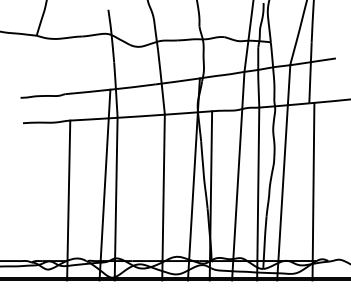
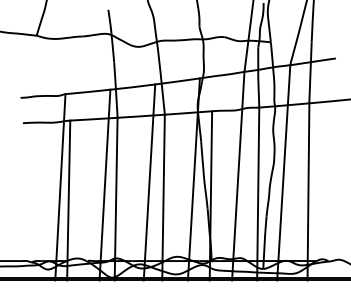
line: none -> present (149, 182)
line: none -> present (60, 187)
line position: (313, 191) -> (308, 191) (308, 191)
